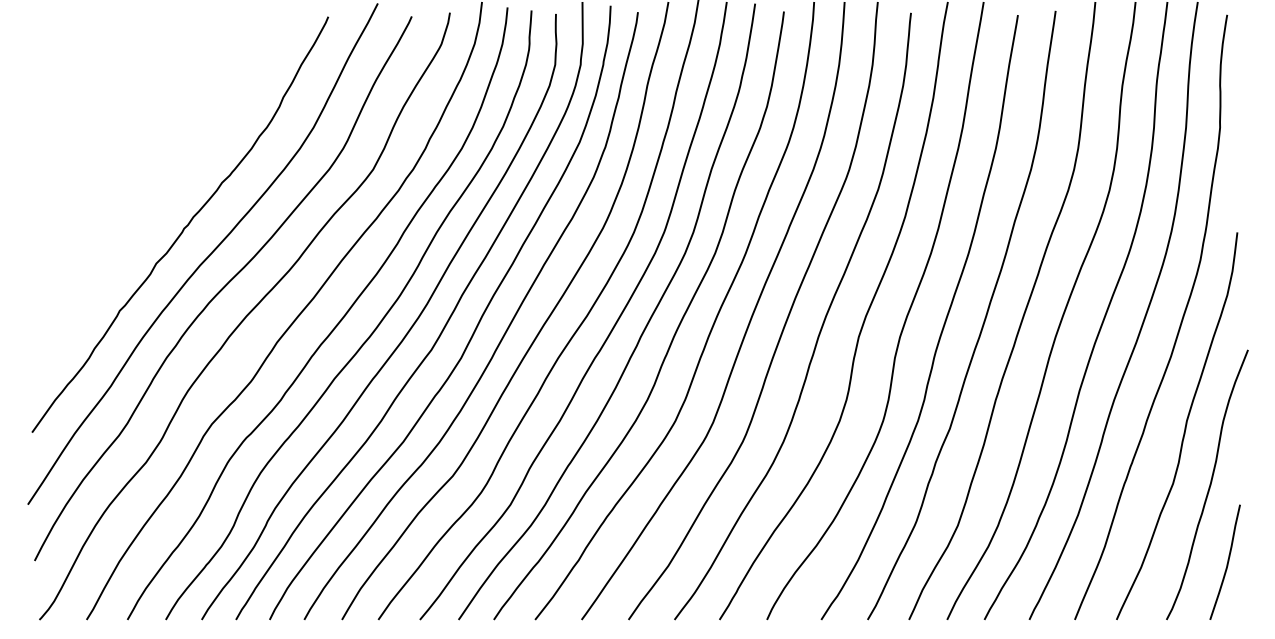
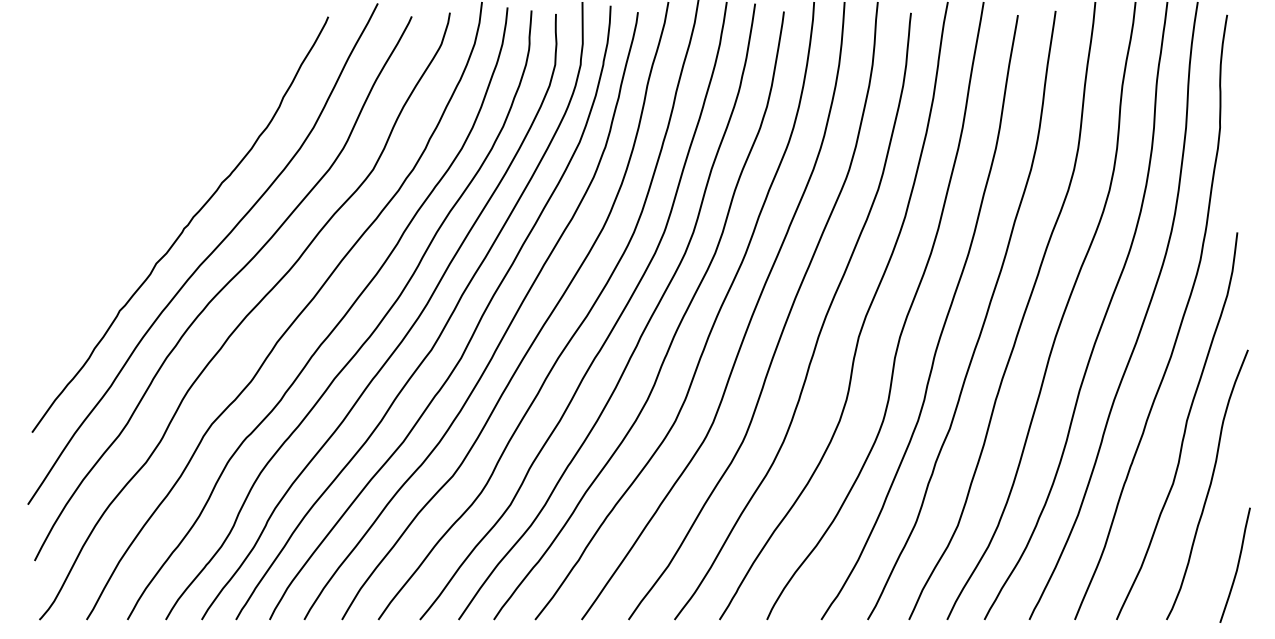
curve position: (1226, 563) -> (1236, 566) (1236, 566)
